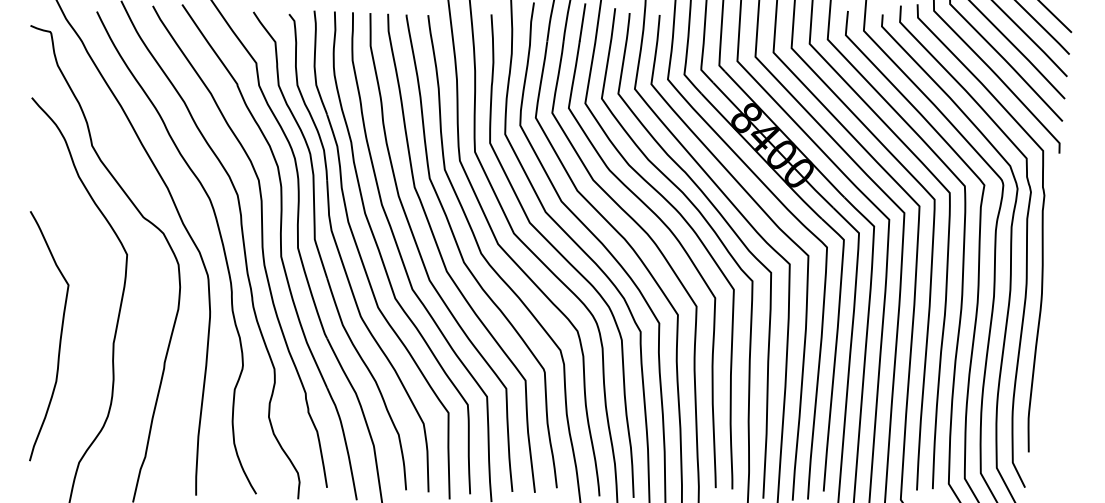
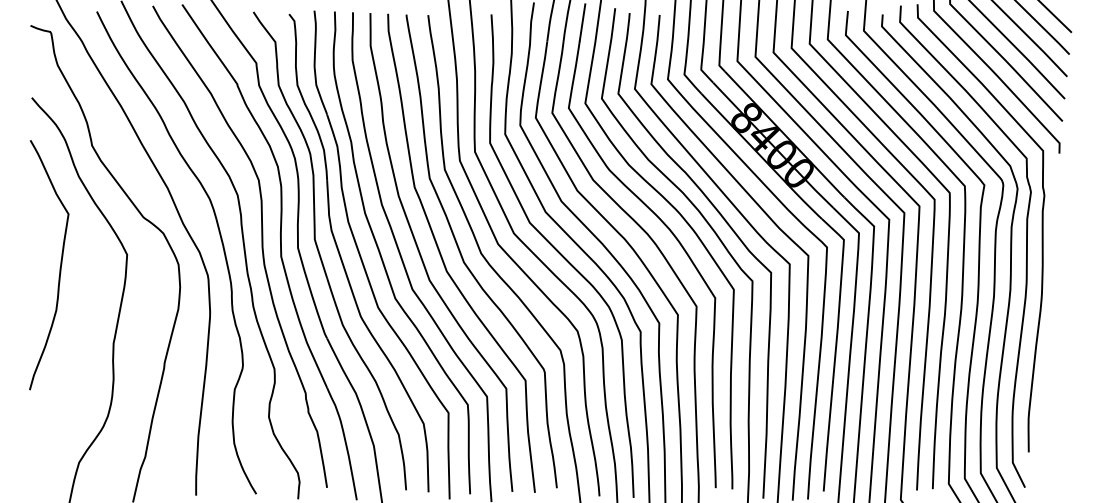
curve position: (59, 338) -> (59, 267) (59, 267)
